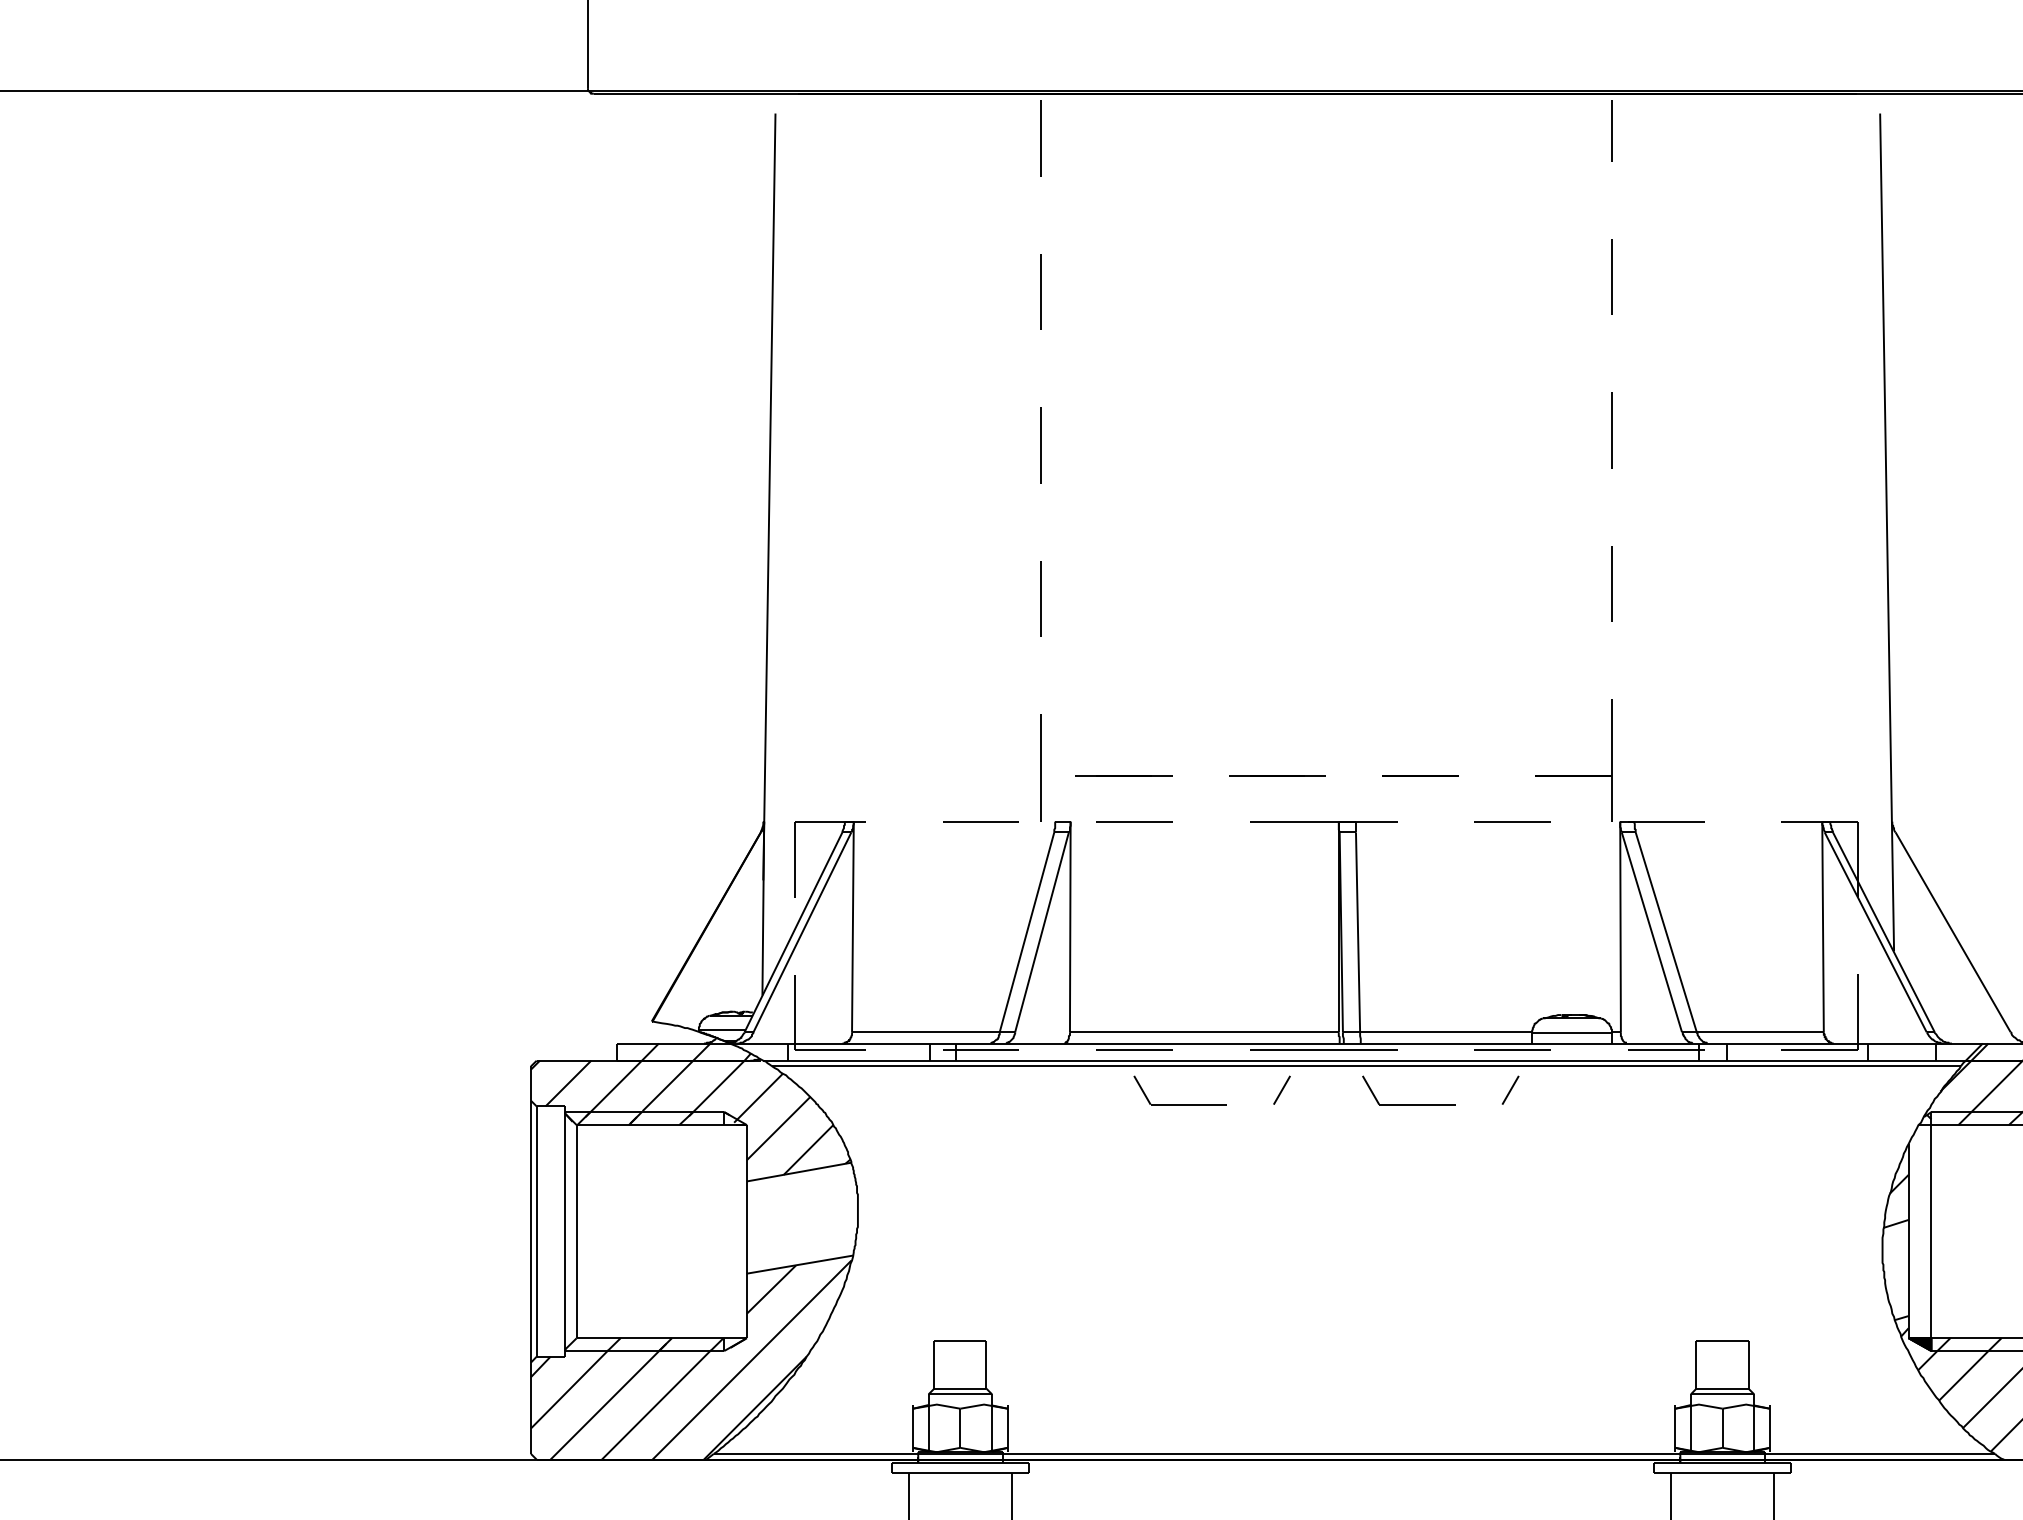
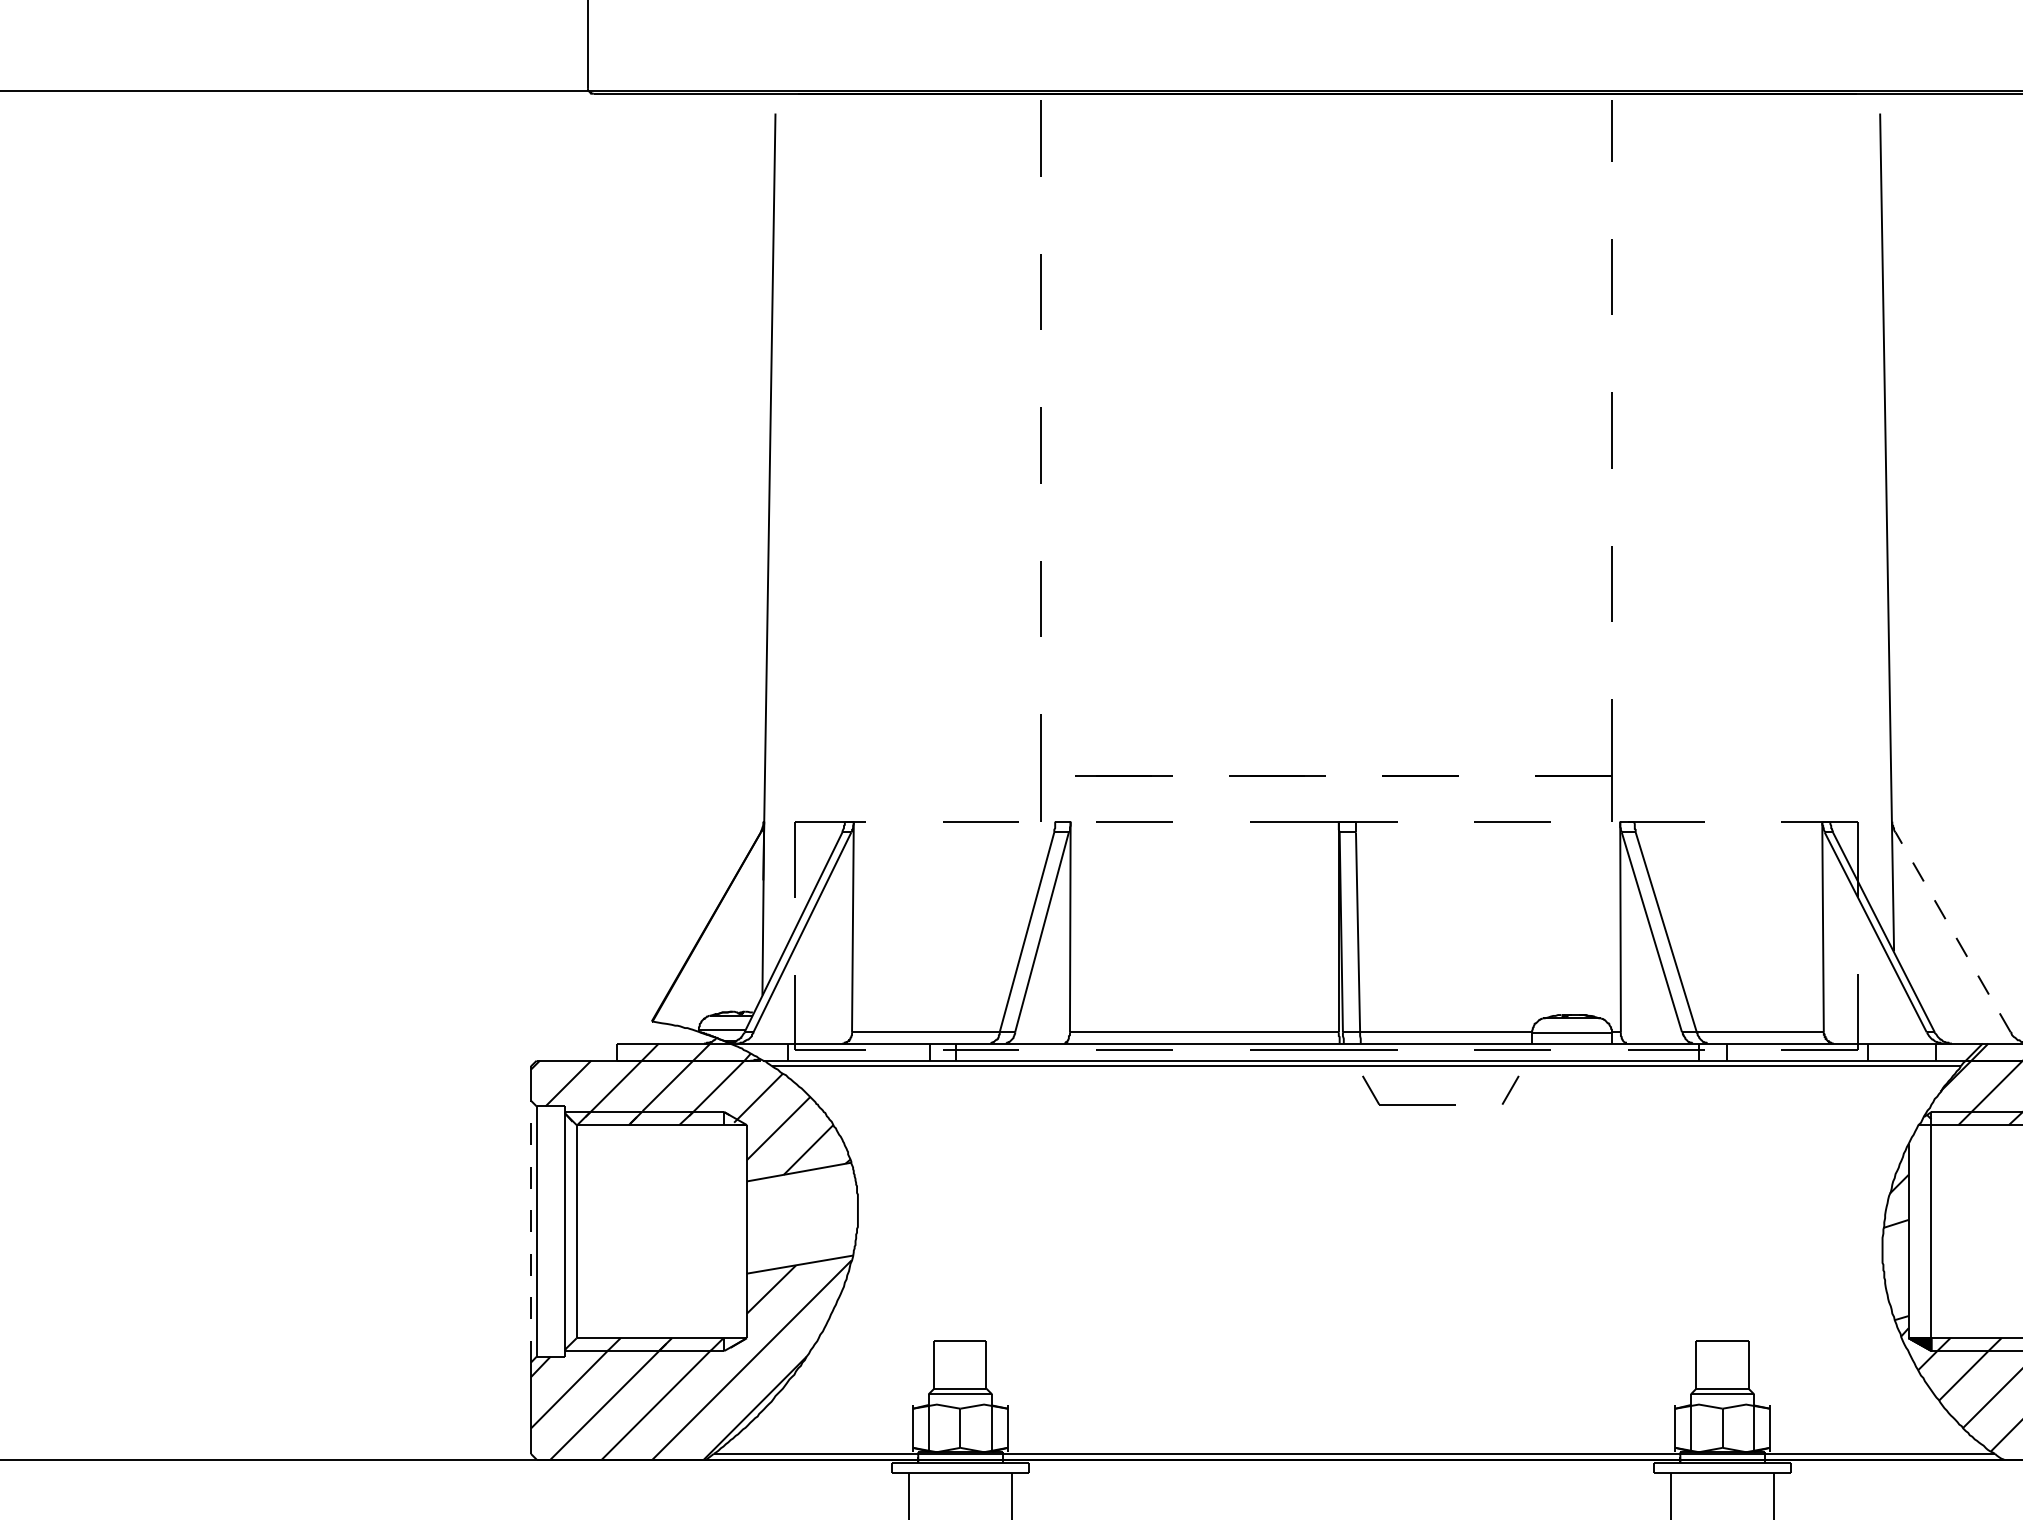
line: solid -> dashed (1952, 931)
line: present -> none (1281, 1089)
part: present -> none (1179, 1104)
line: solid -> dashed (531, 1231)
